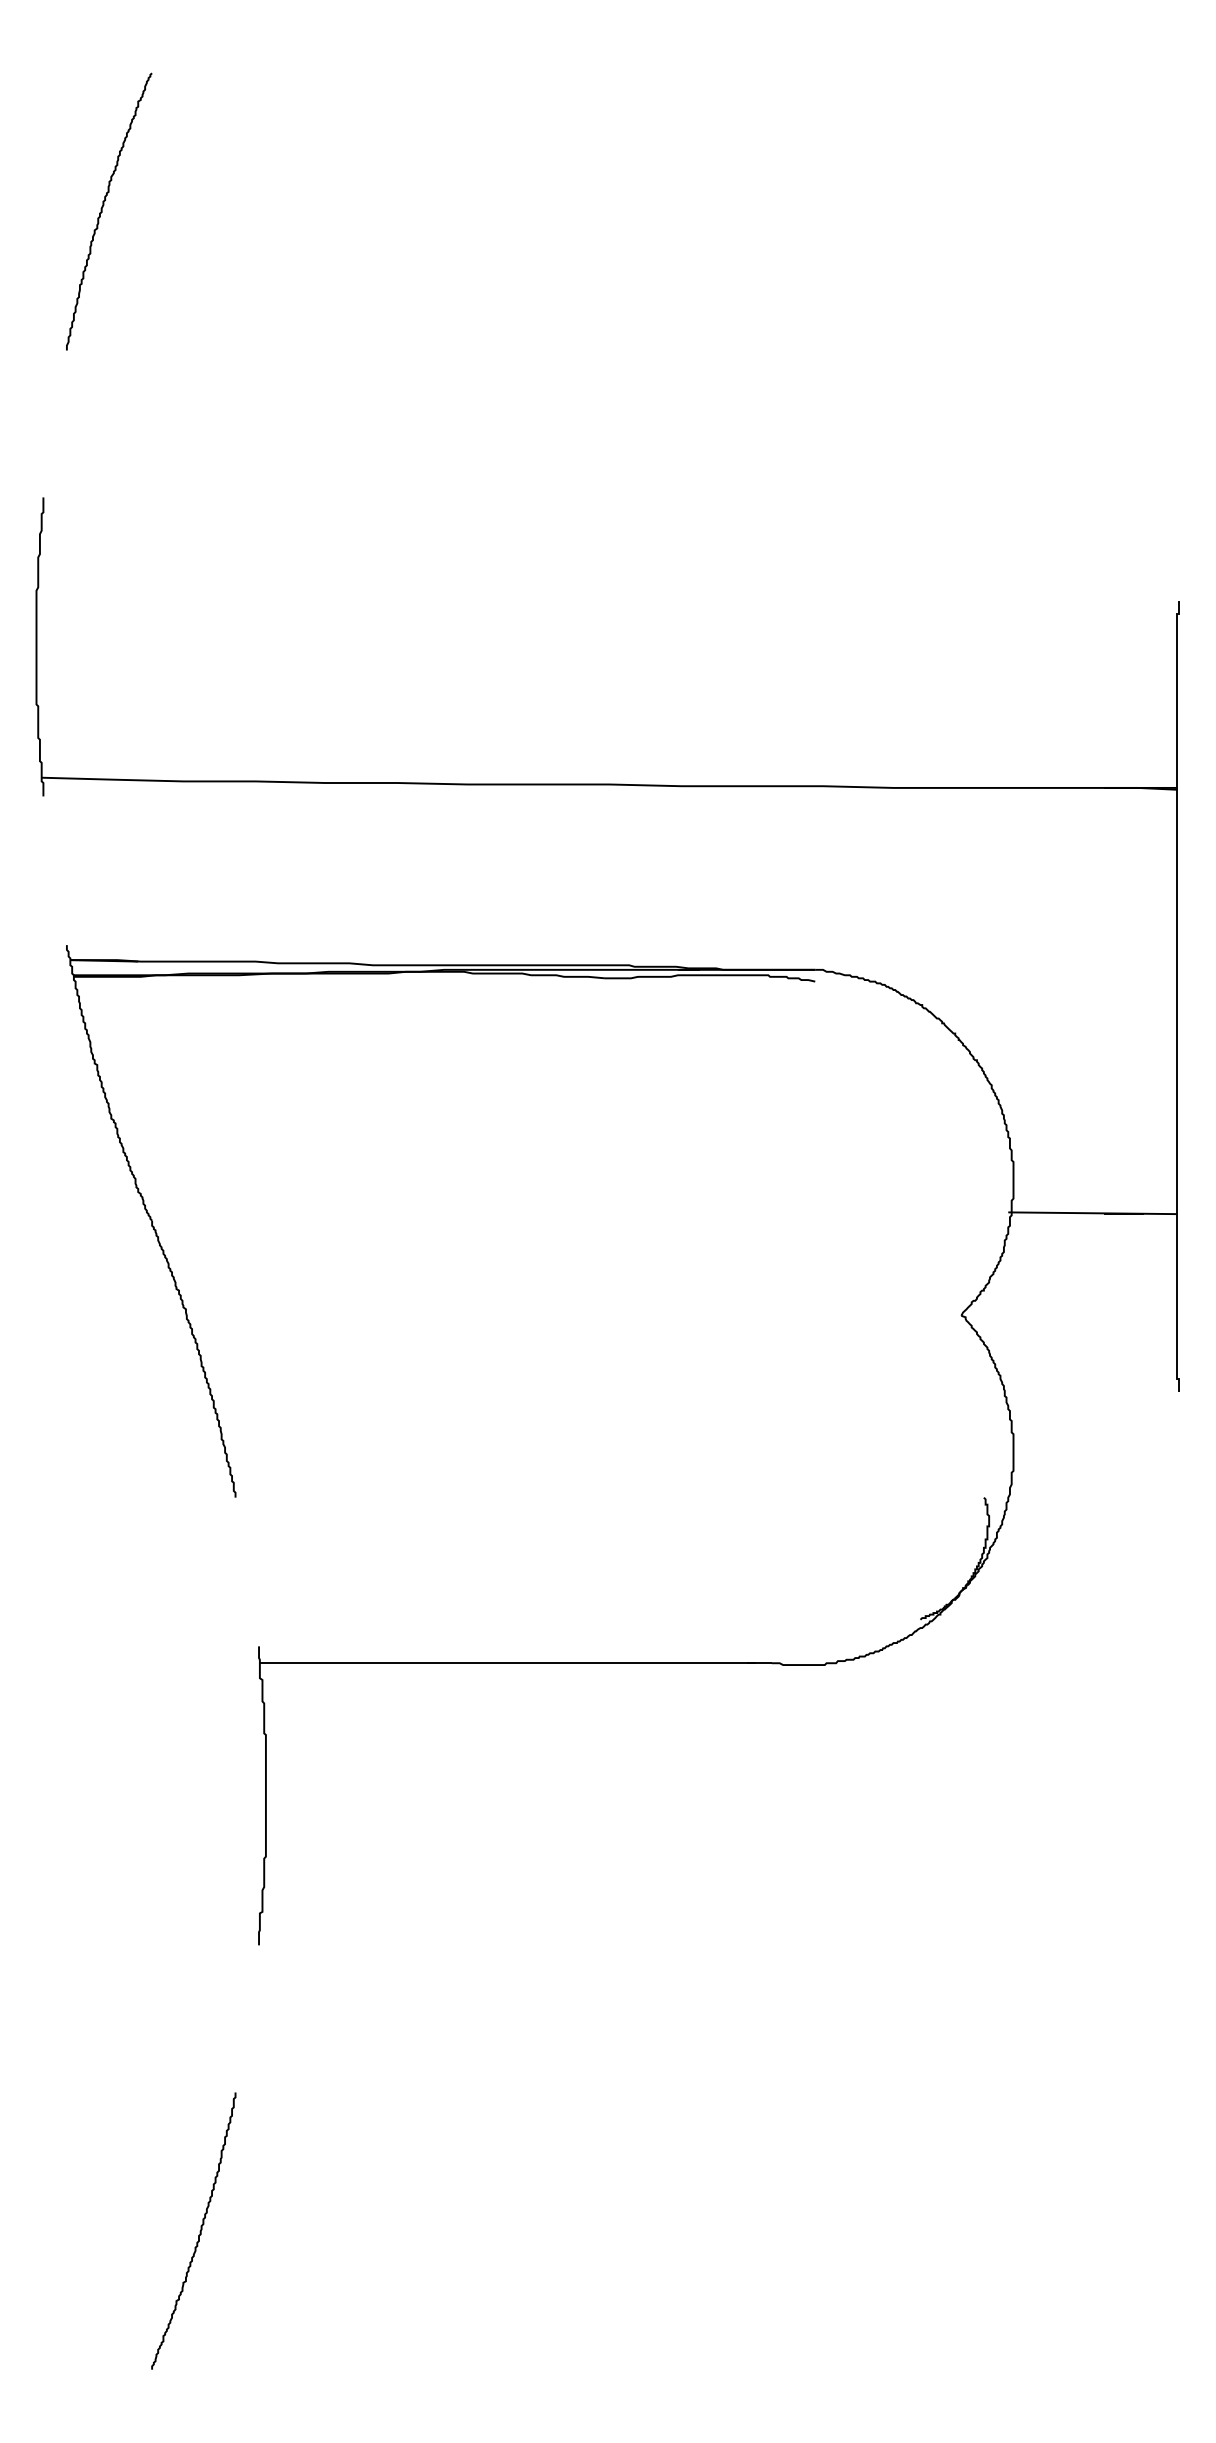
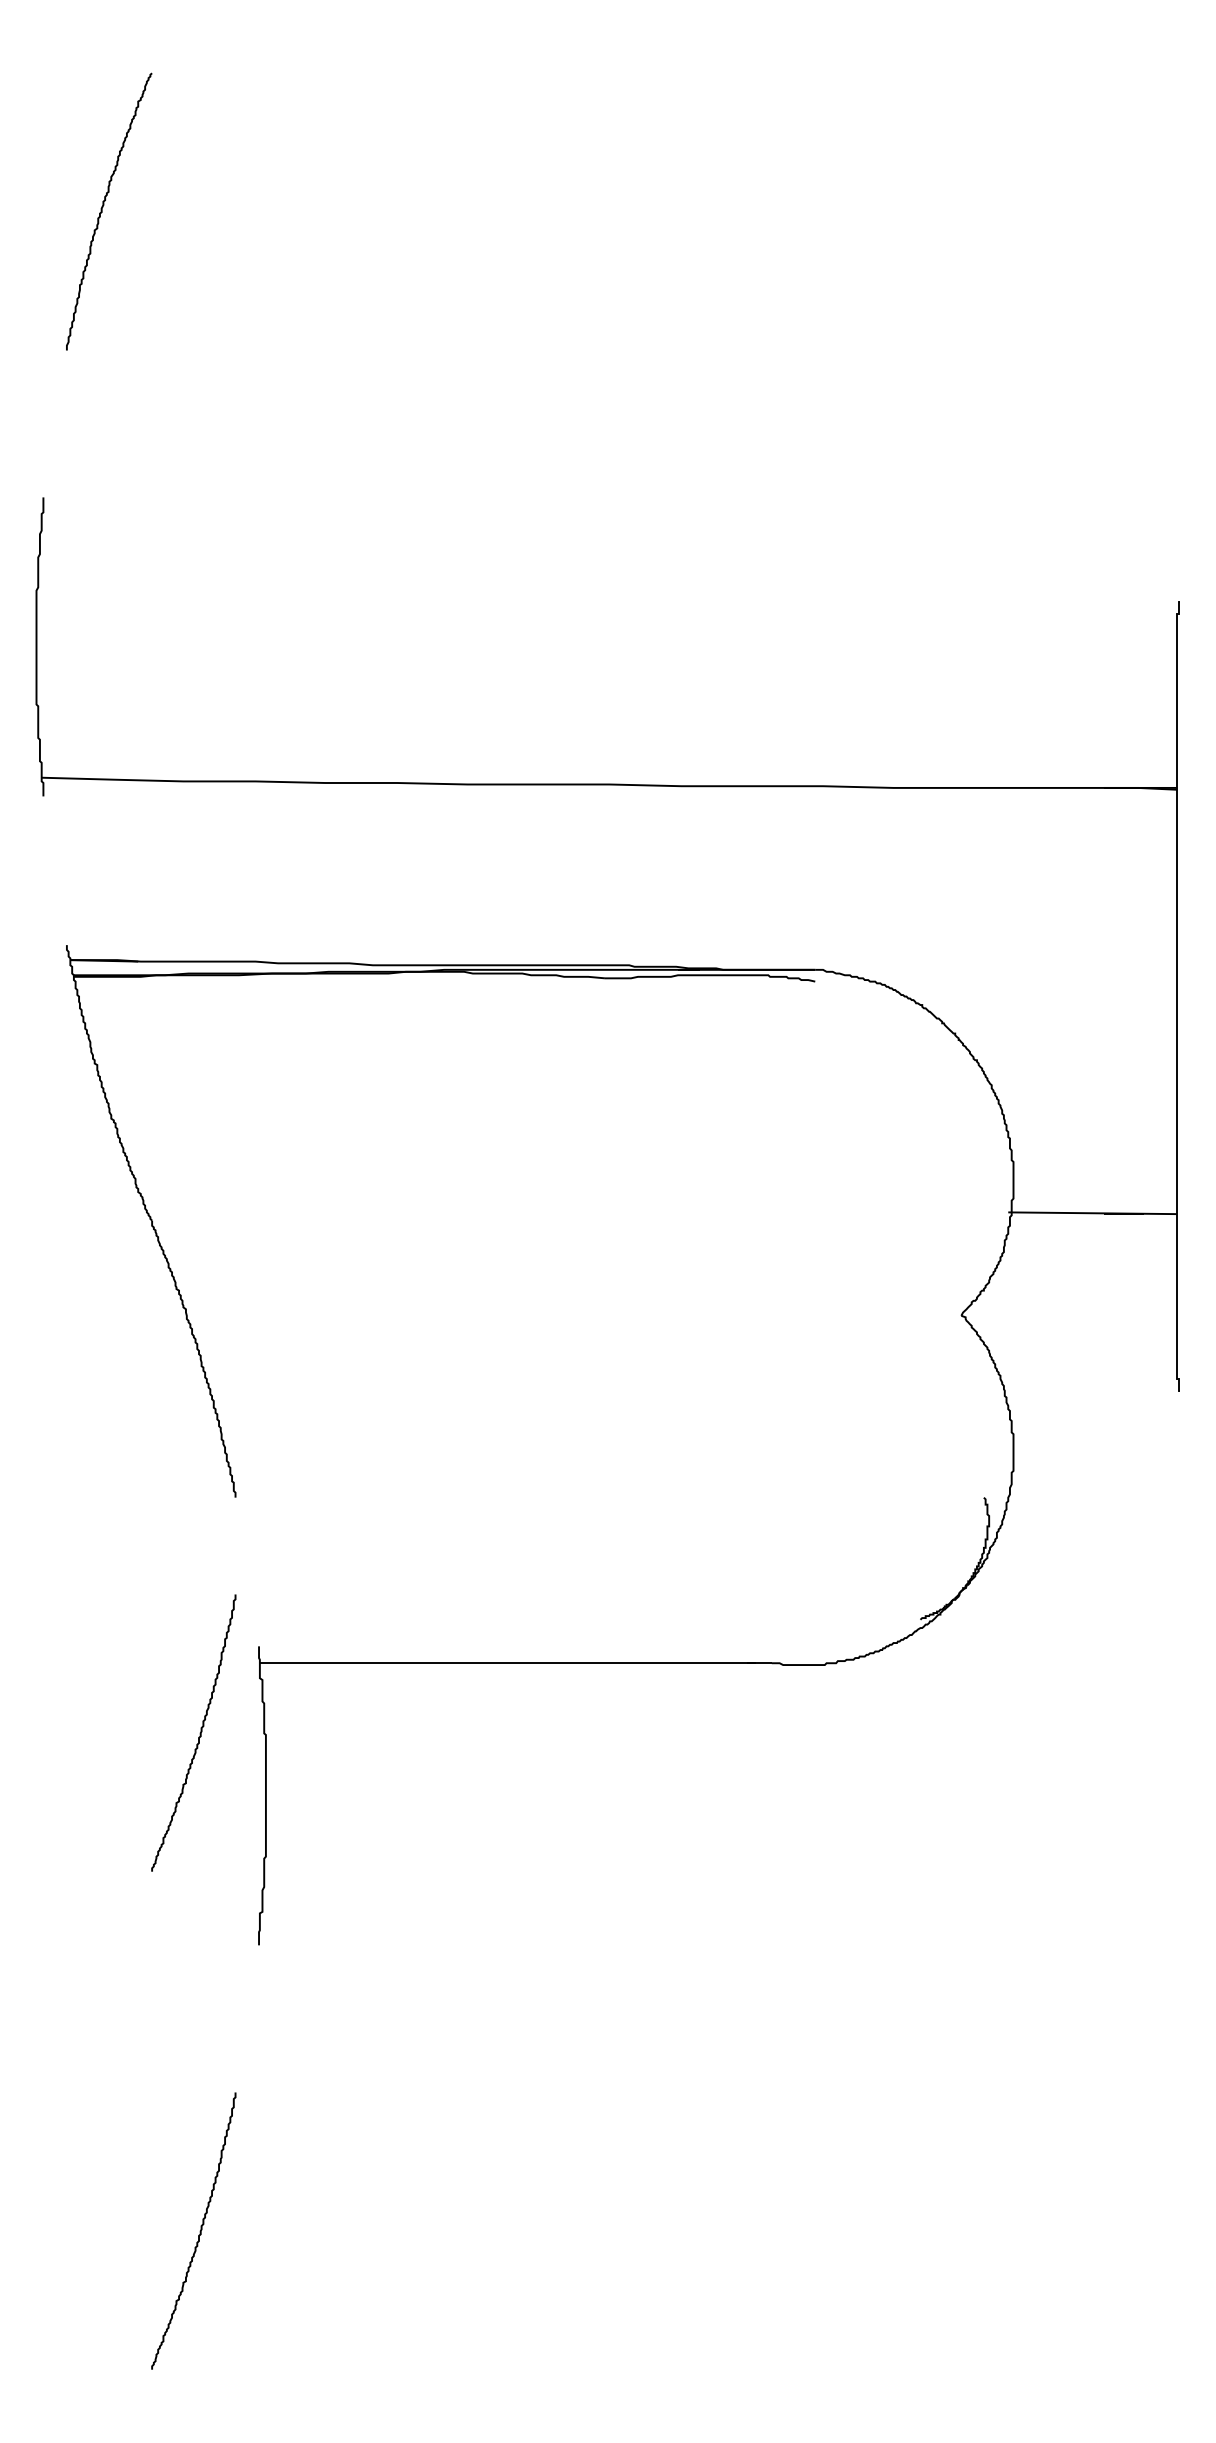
curve: none -> present (199, 1733)
